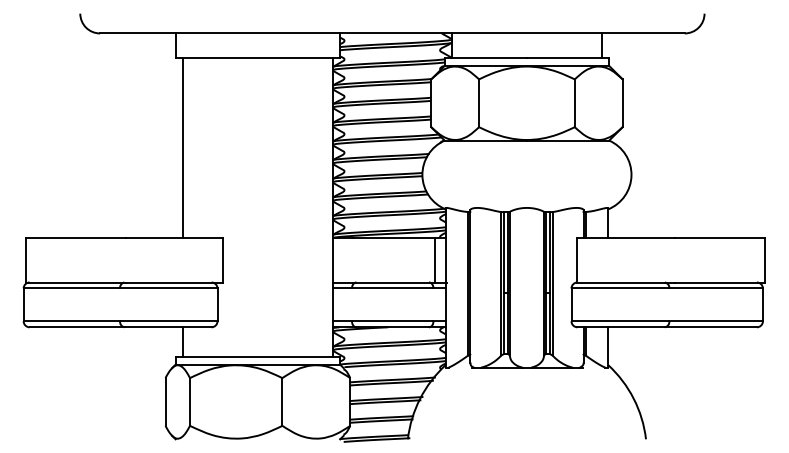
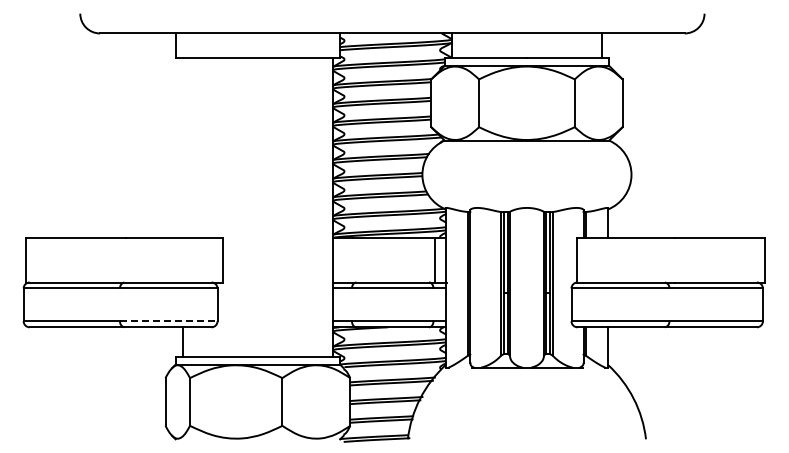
line: present -> none (183, 147)
line: solid -> dashed (168, 321)
